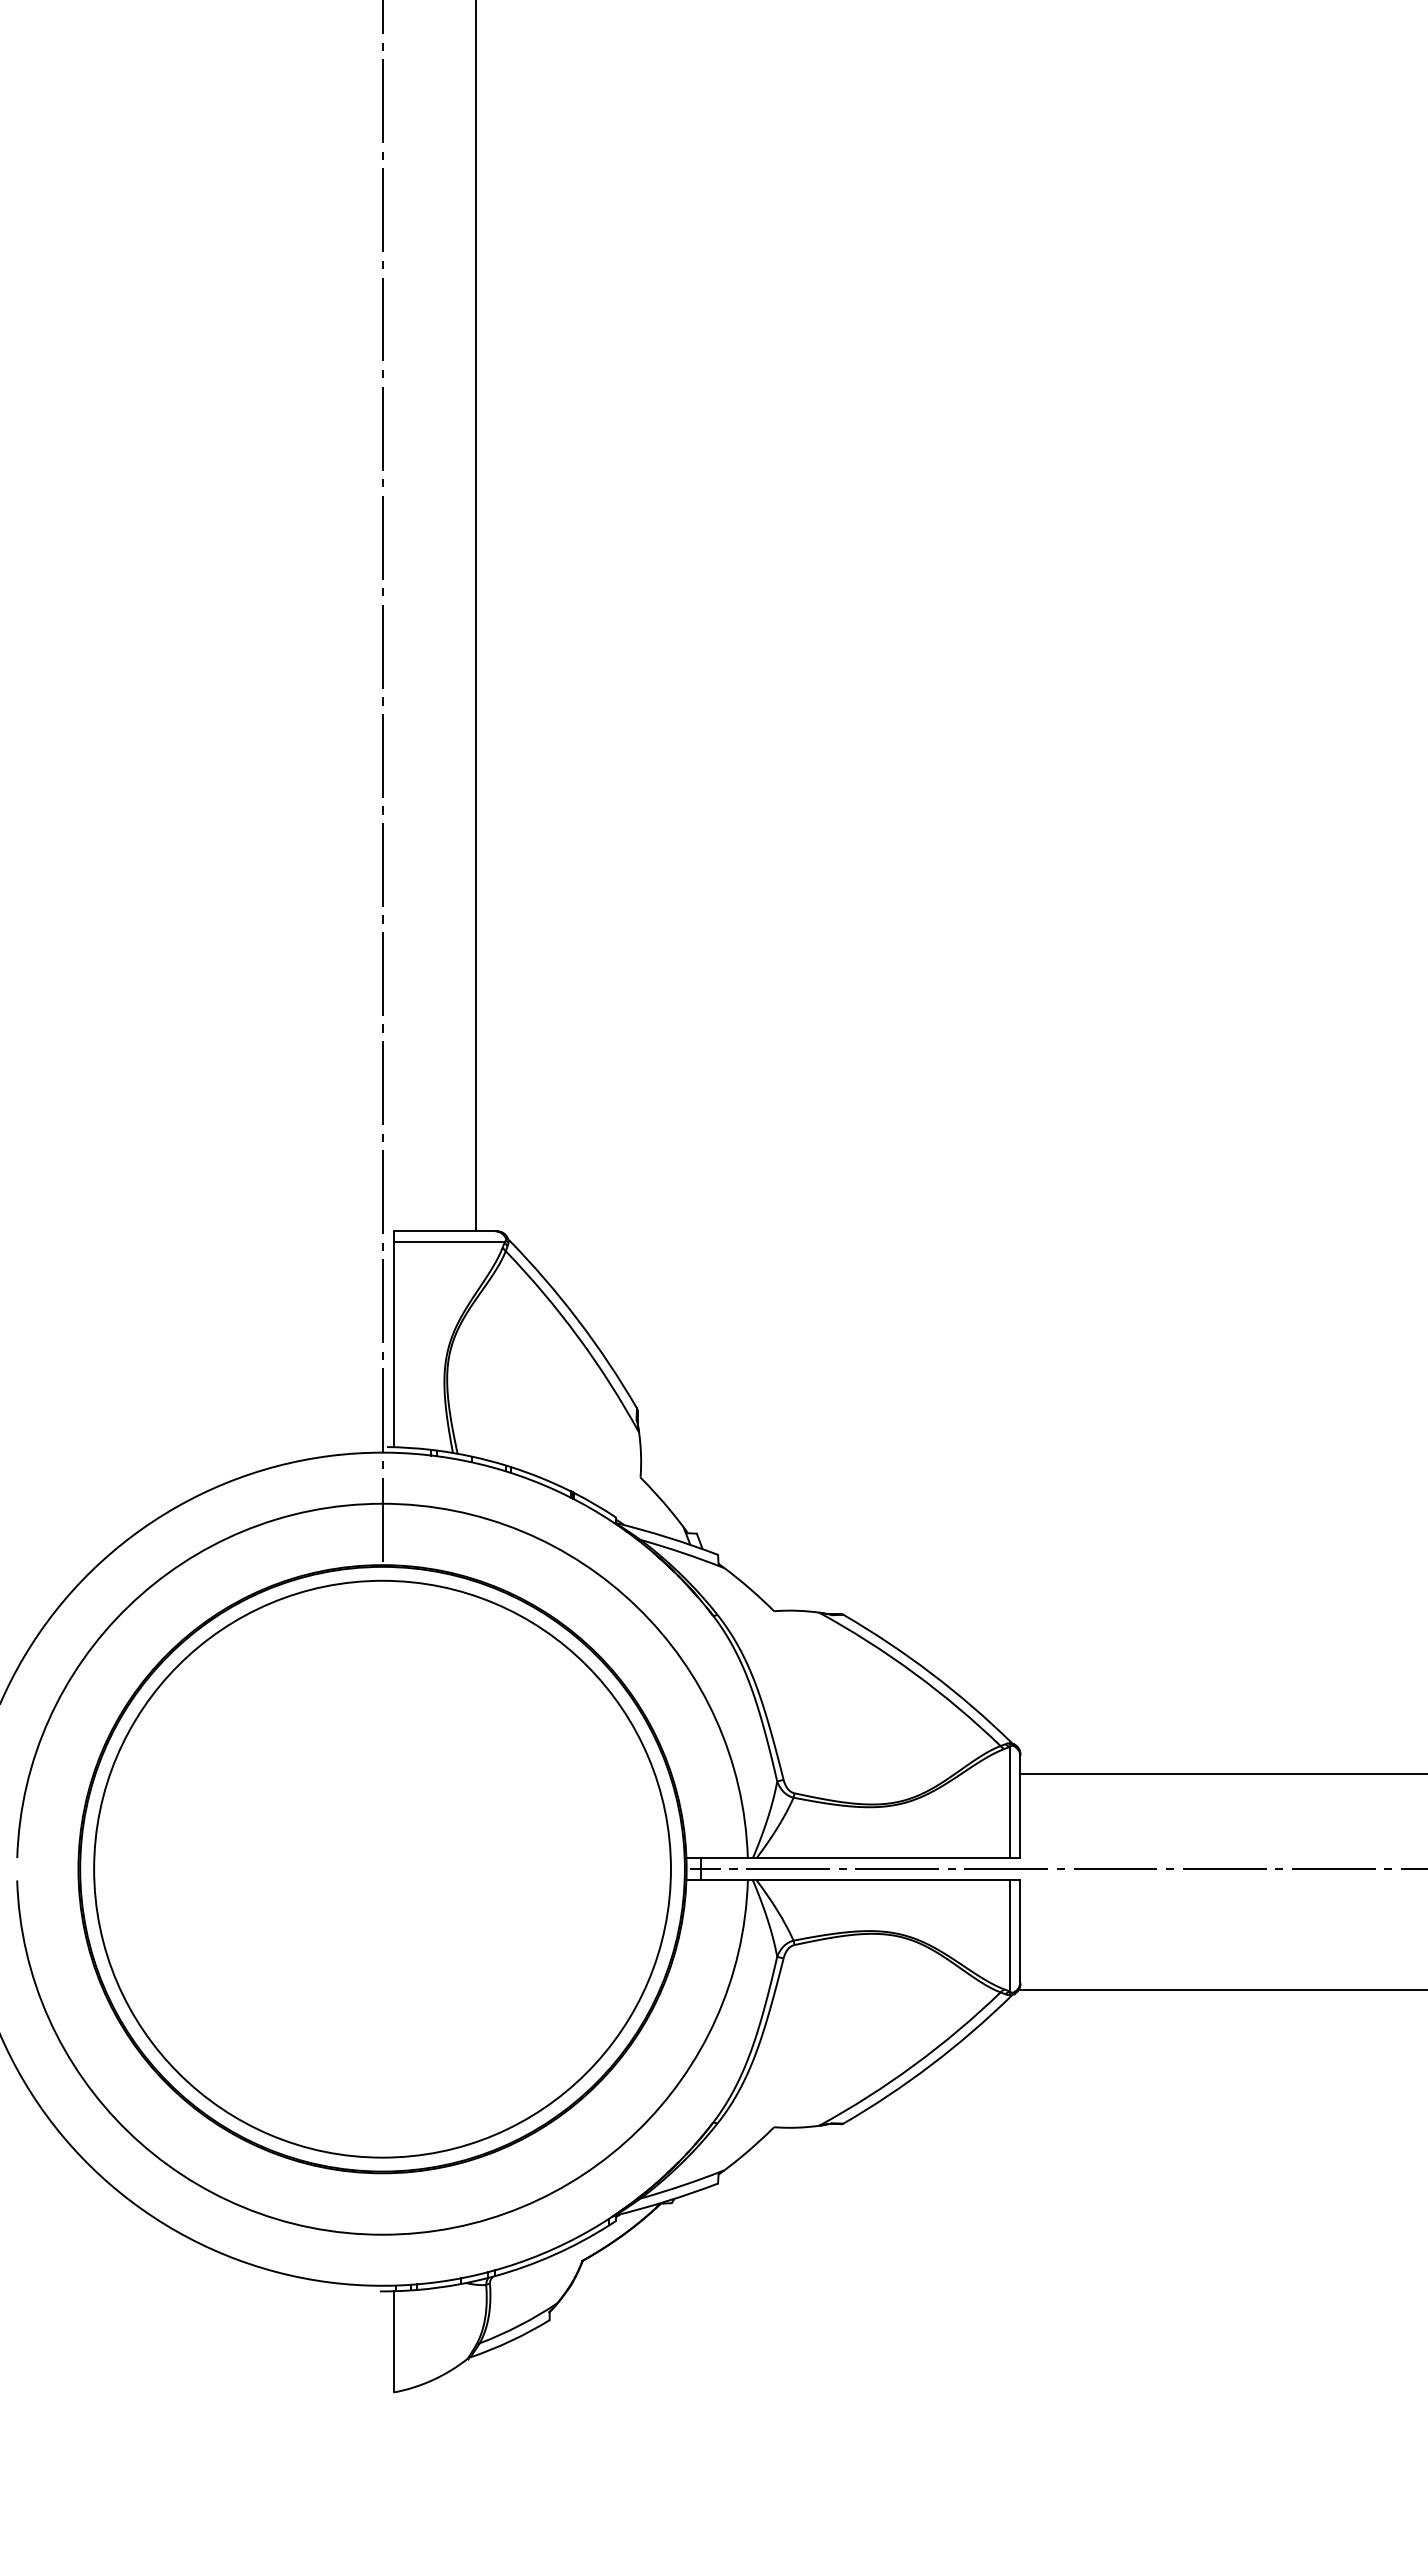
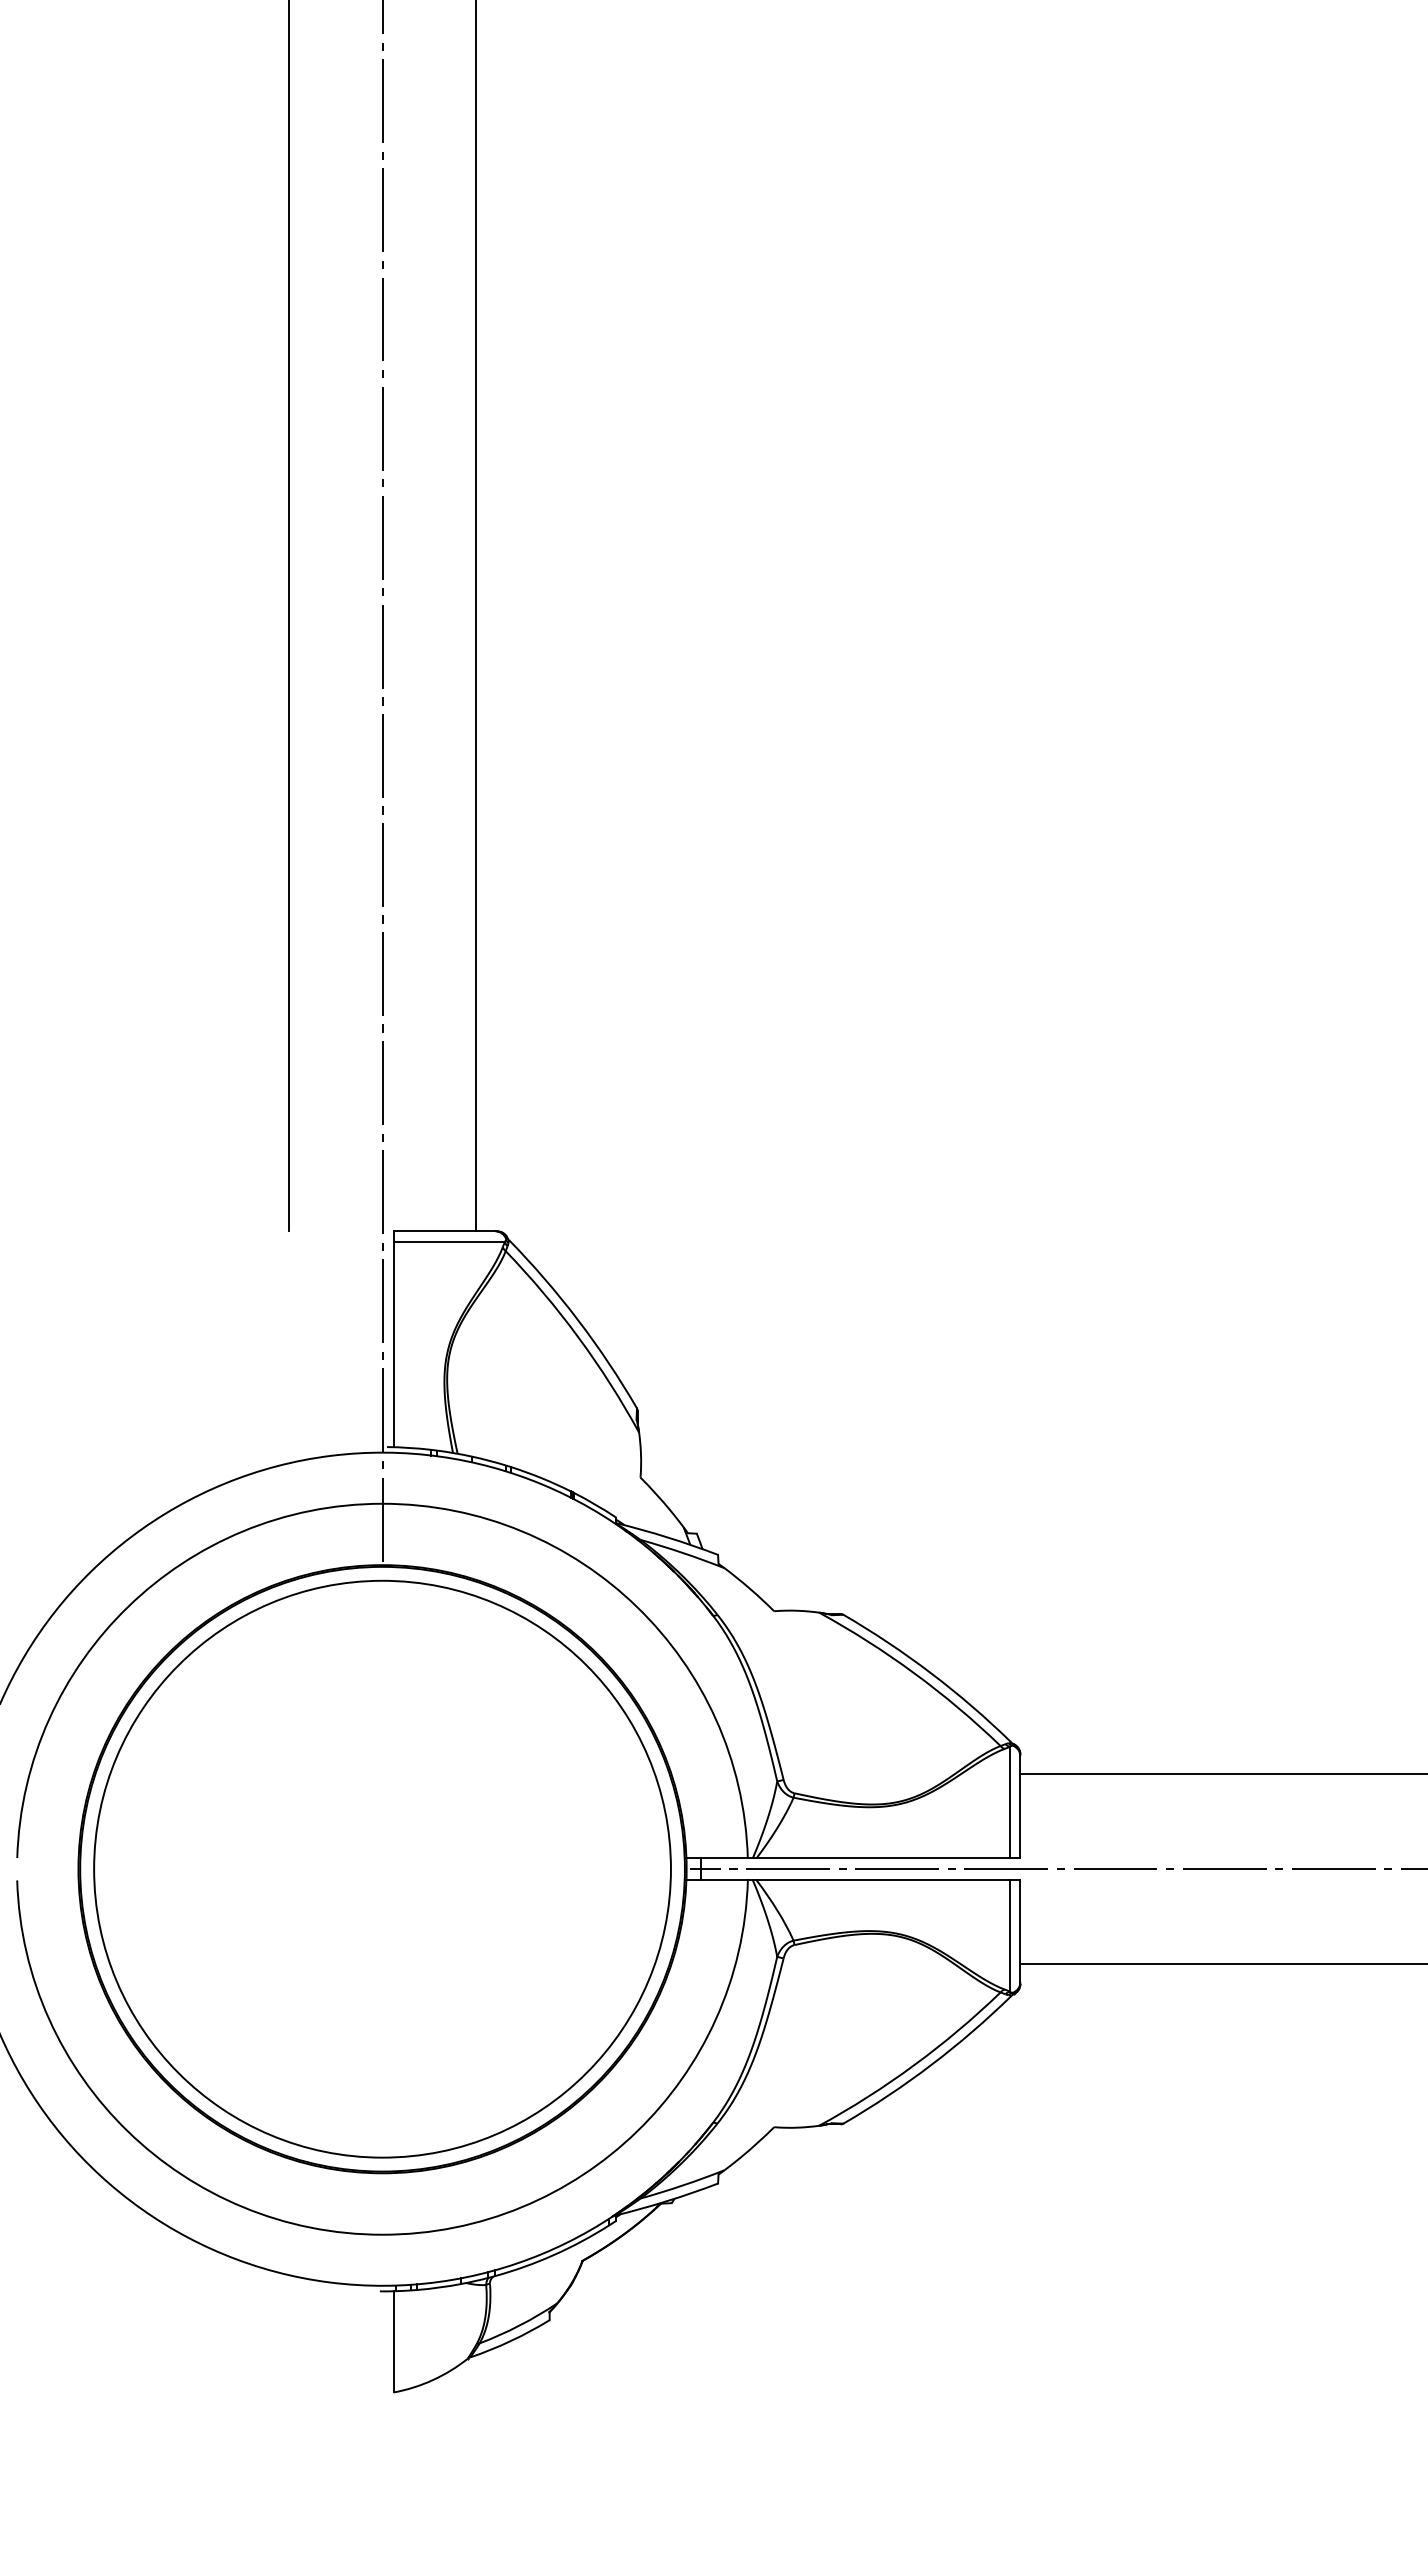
line: none -> present (288, 616)
line position: (1222, 1990) -> (1222, 1964) (1222, 1964)
